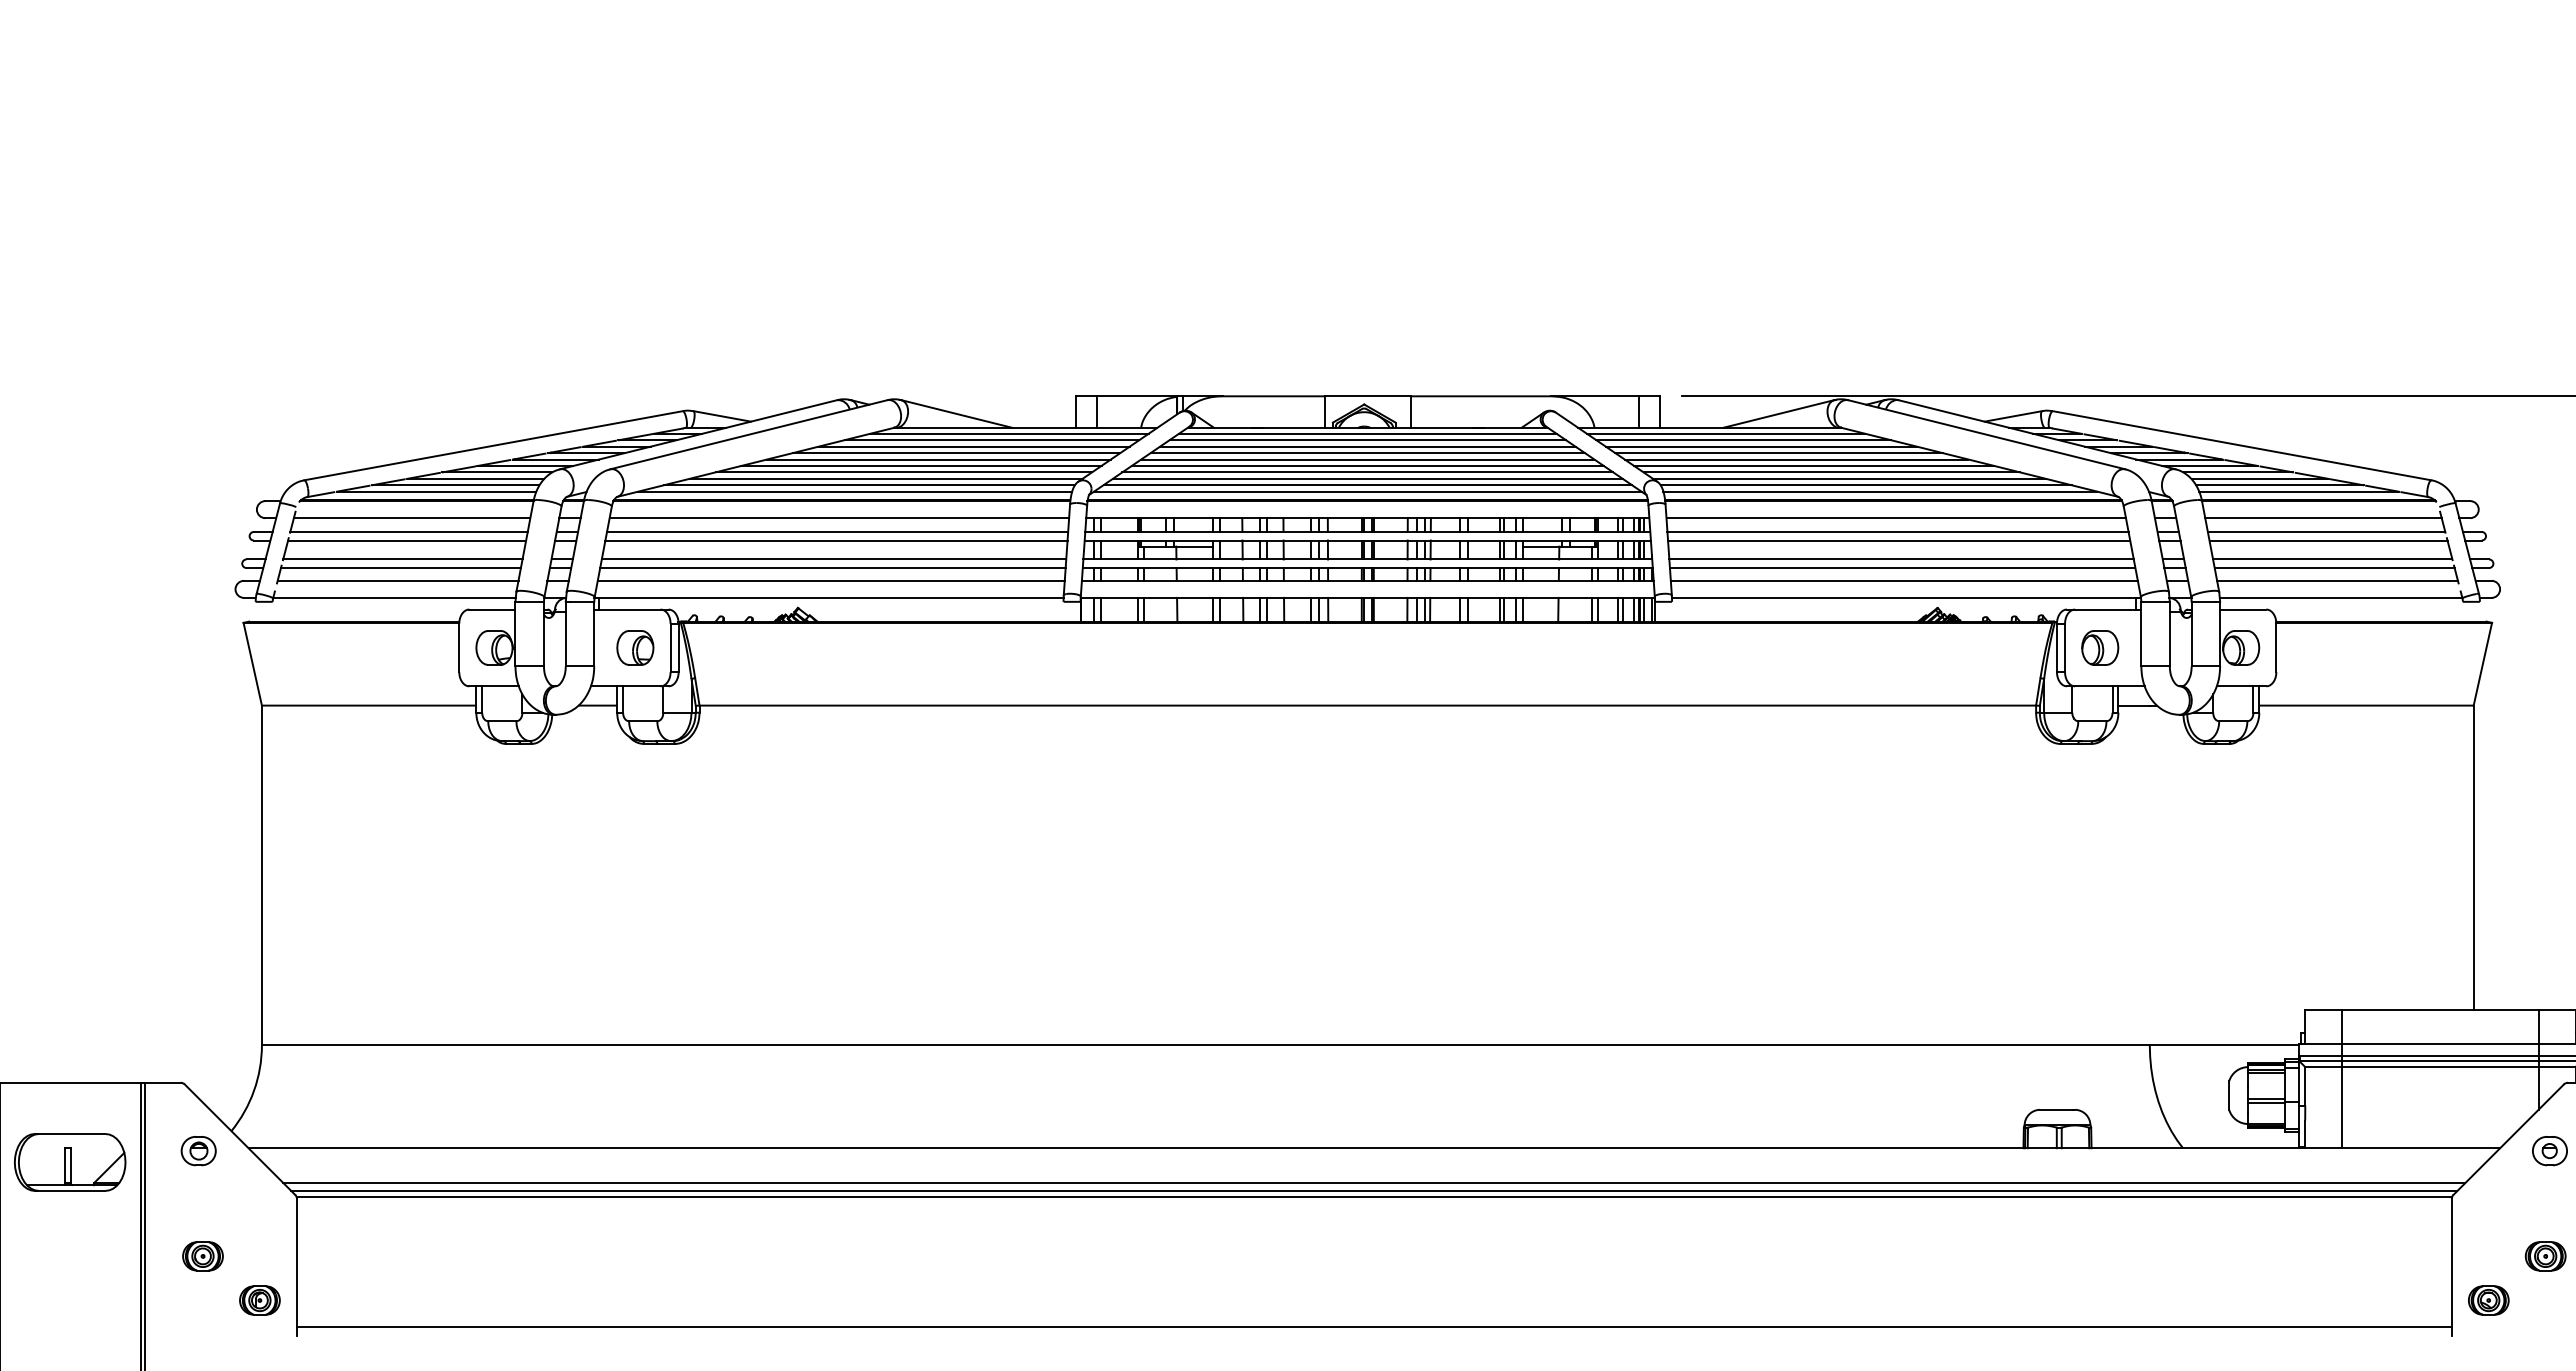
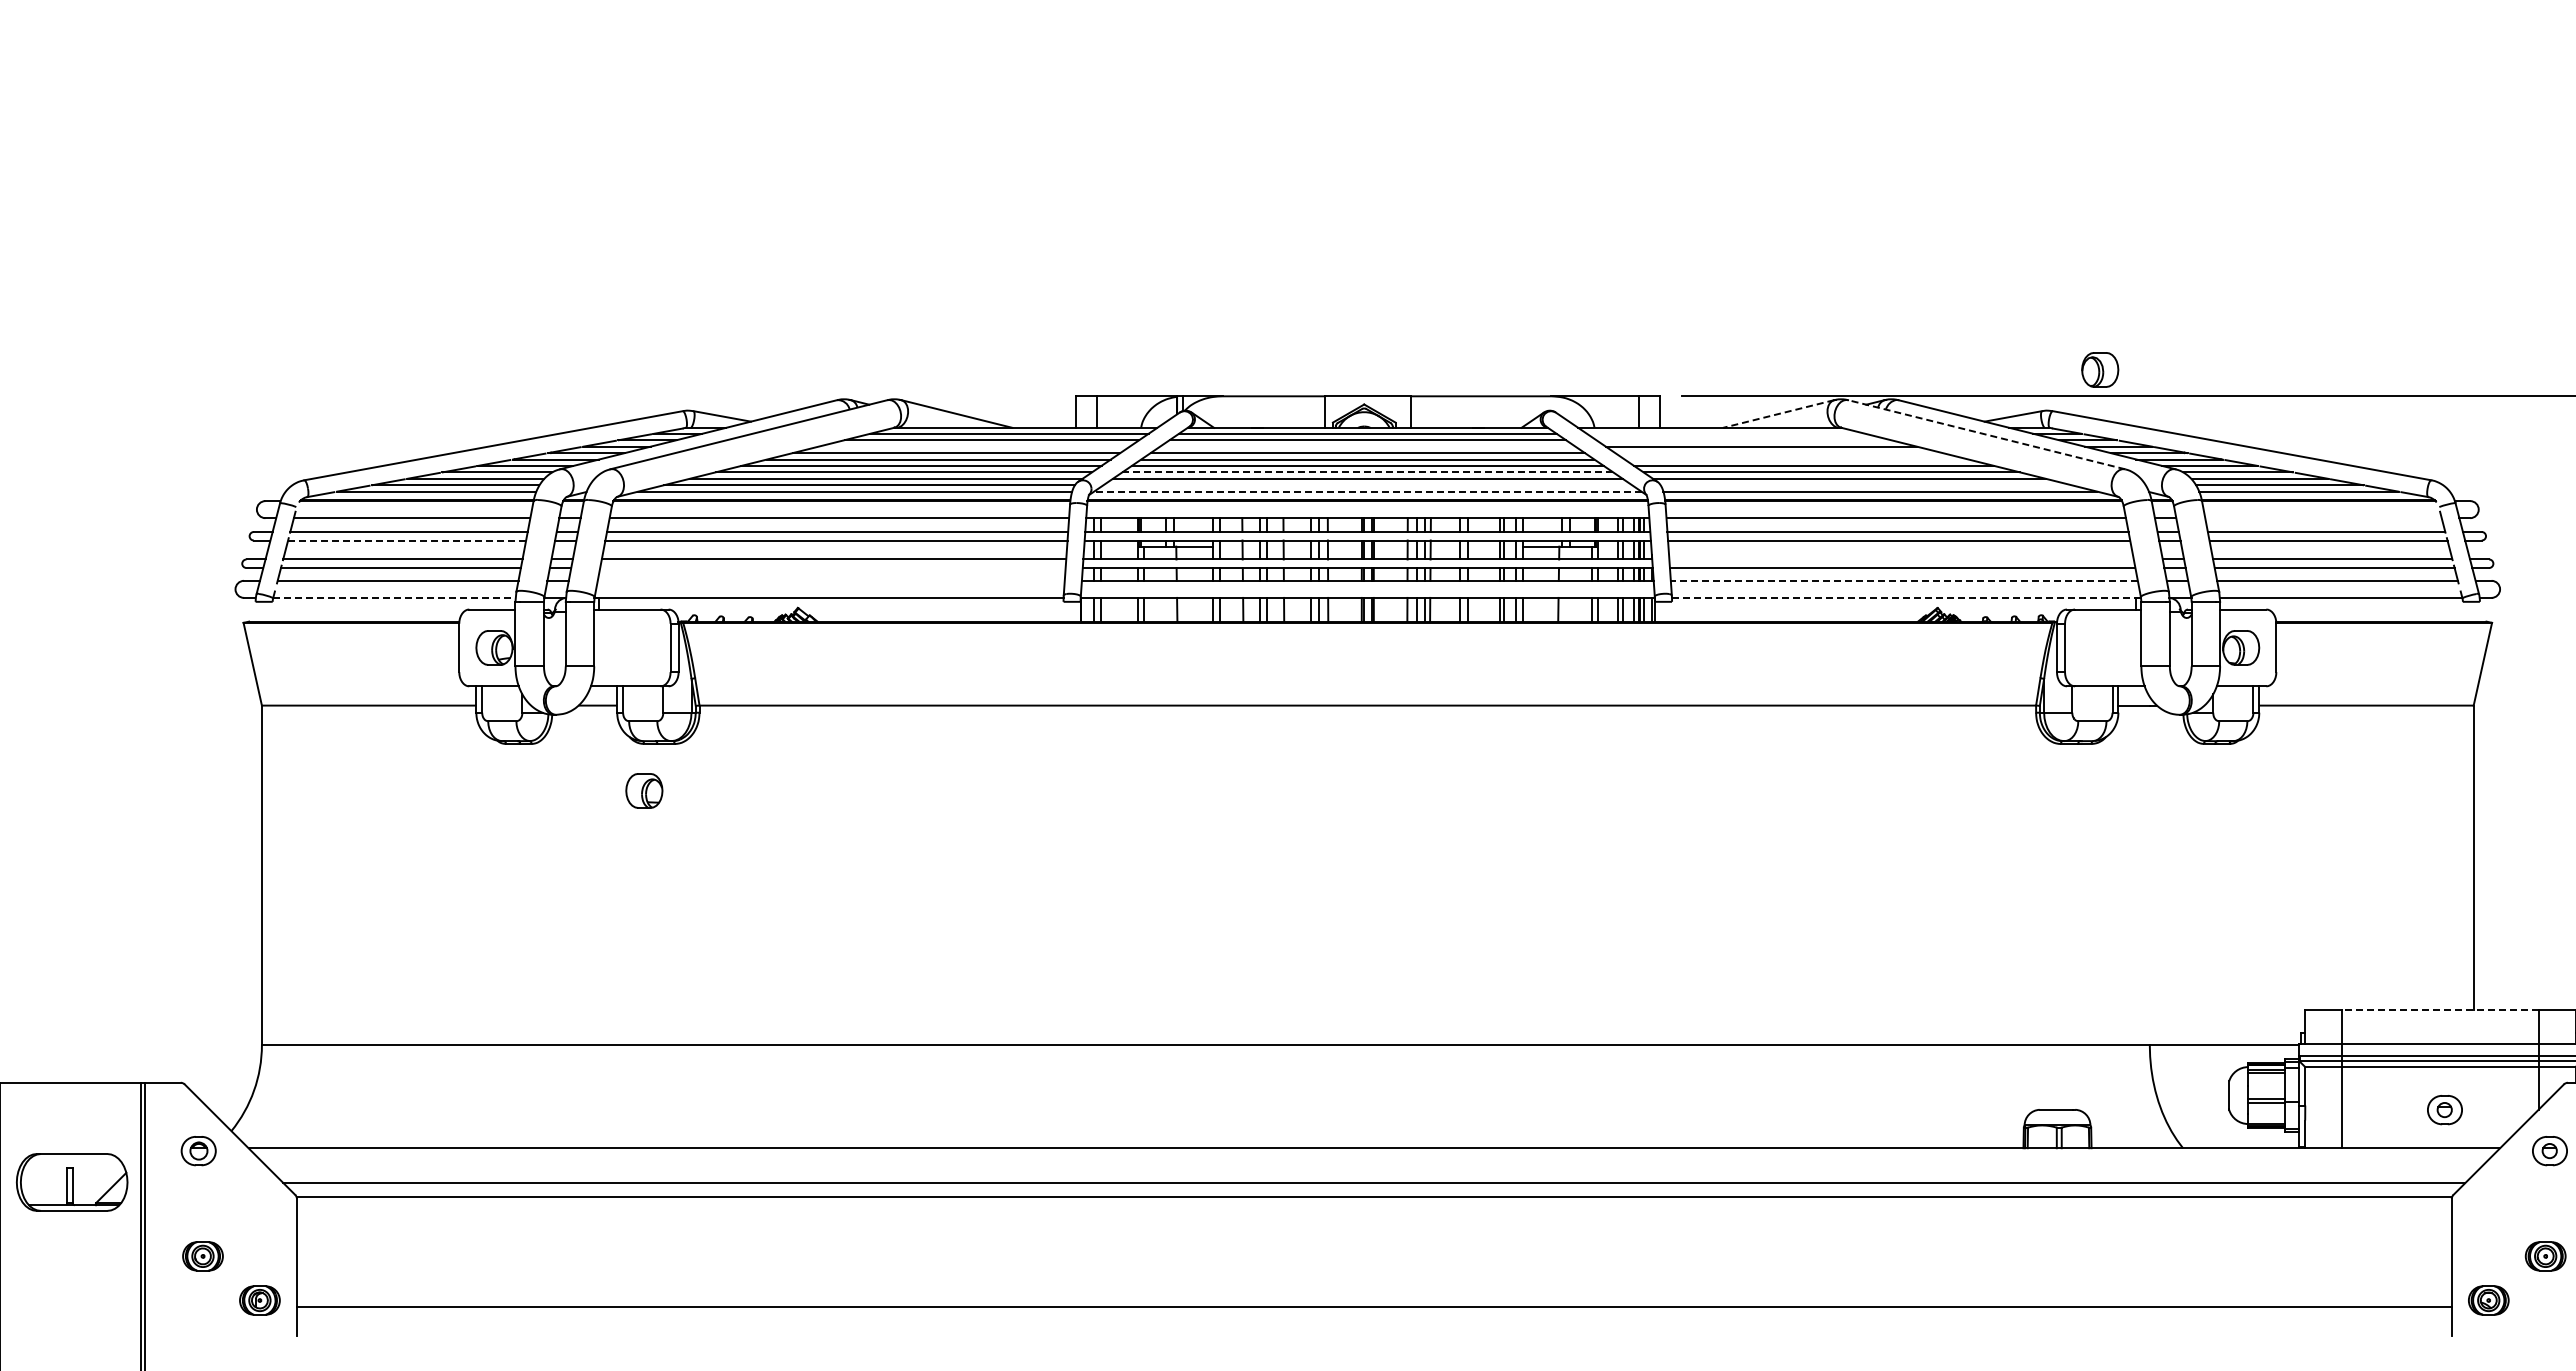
line: solid -> dashed (1778, 414)
line: present -> none (1725, 433)
line: solid -> dashed (1986, 434)
line: present -> none (1743, 440)
line: present -> none (973, 446)
line: present -> none (1367, 446)
line: present -> none (1778, 453)
line: present -> none (1796, 459)
line: solid -> dashed (1367, 472)
line: present -> none (1367, 485)
line: present -> none (1866, 485)
line: solid -> dashed (1367, 491)
line: present -> none (2323, 518)
line: solid -> dashed (407, 540)
line: present -> none (1901, 559)
line: present -> none (832, 568)
line: present -> none (830, 580)
line: solid -> dashed (1904, 580)
line: solid -> dashed (395, 597)
line: solid -> dashed (1906, 597)
part position: (635, 647) -> (644, 790) (644, 790)
part position: (2100, 647) -> (2100, 369) (2100, 369)
line: solid -> dashed (2439, 1010)
part: none -> present (2444, 1110)
part position: (70, 1162) -> (72, 1182) (72, 1182)
line: present -> none (1374, 1190)
line position: (1373, 1327) -> (1373, 1307) (1373, 1307)
